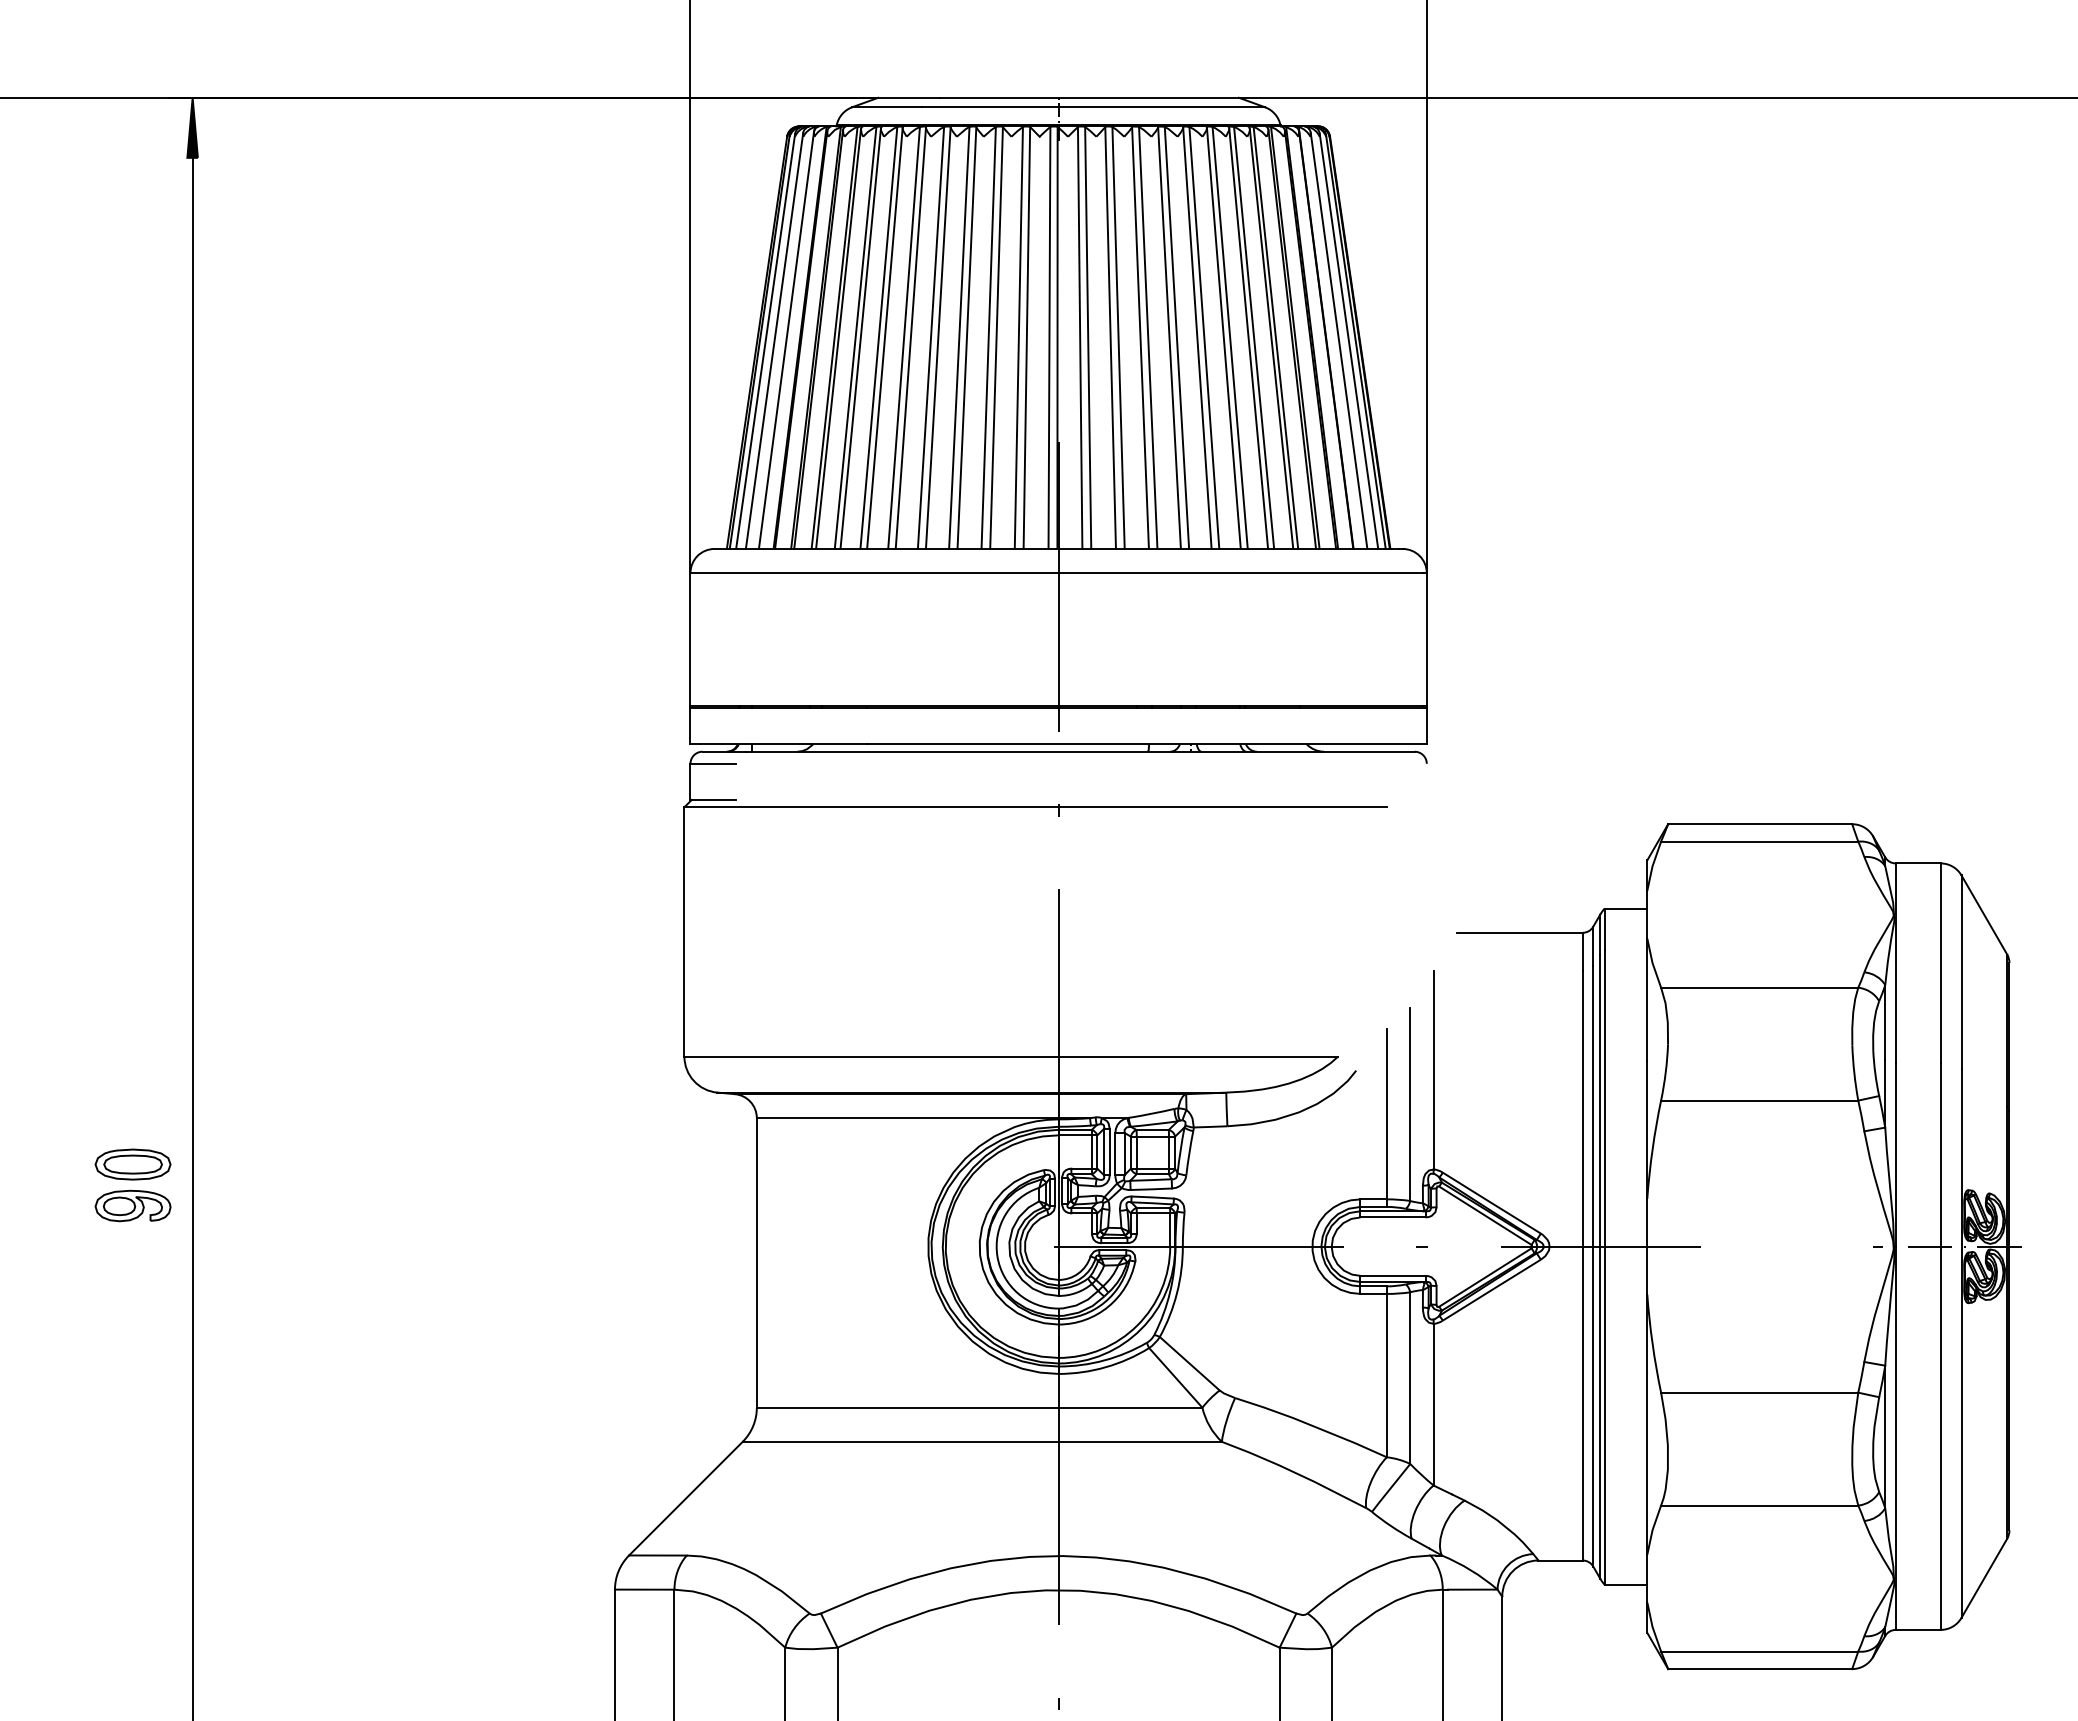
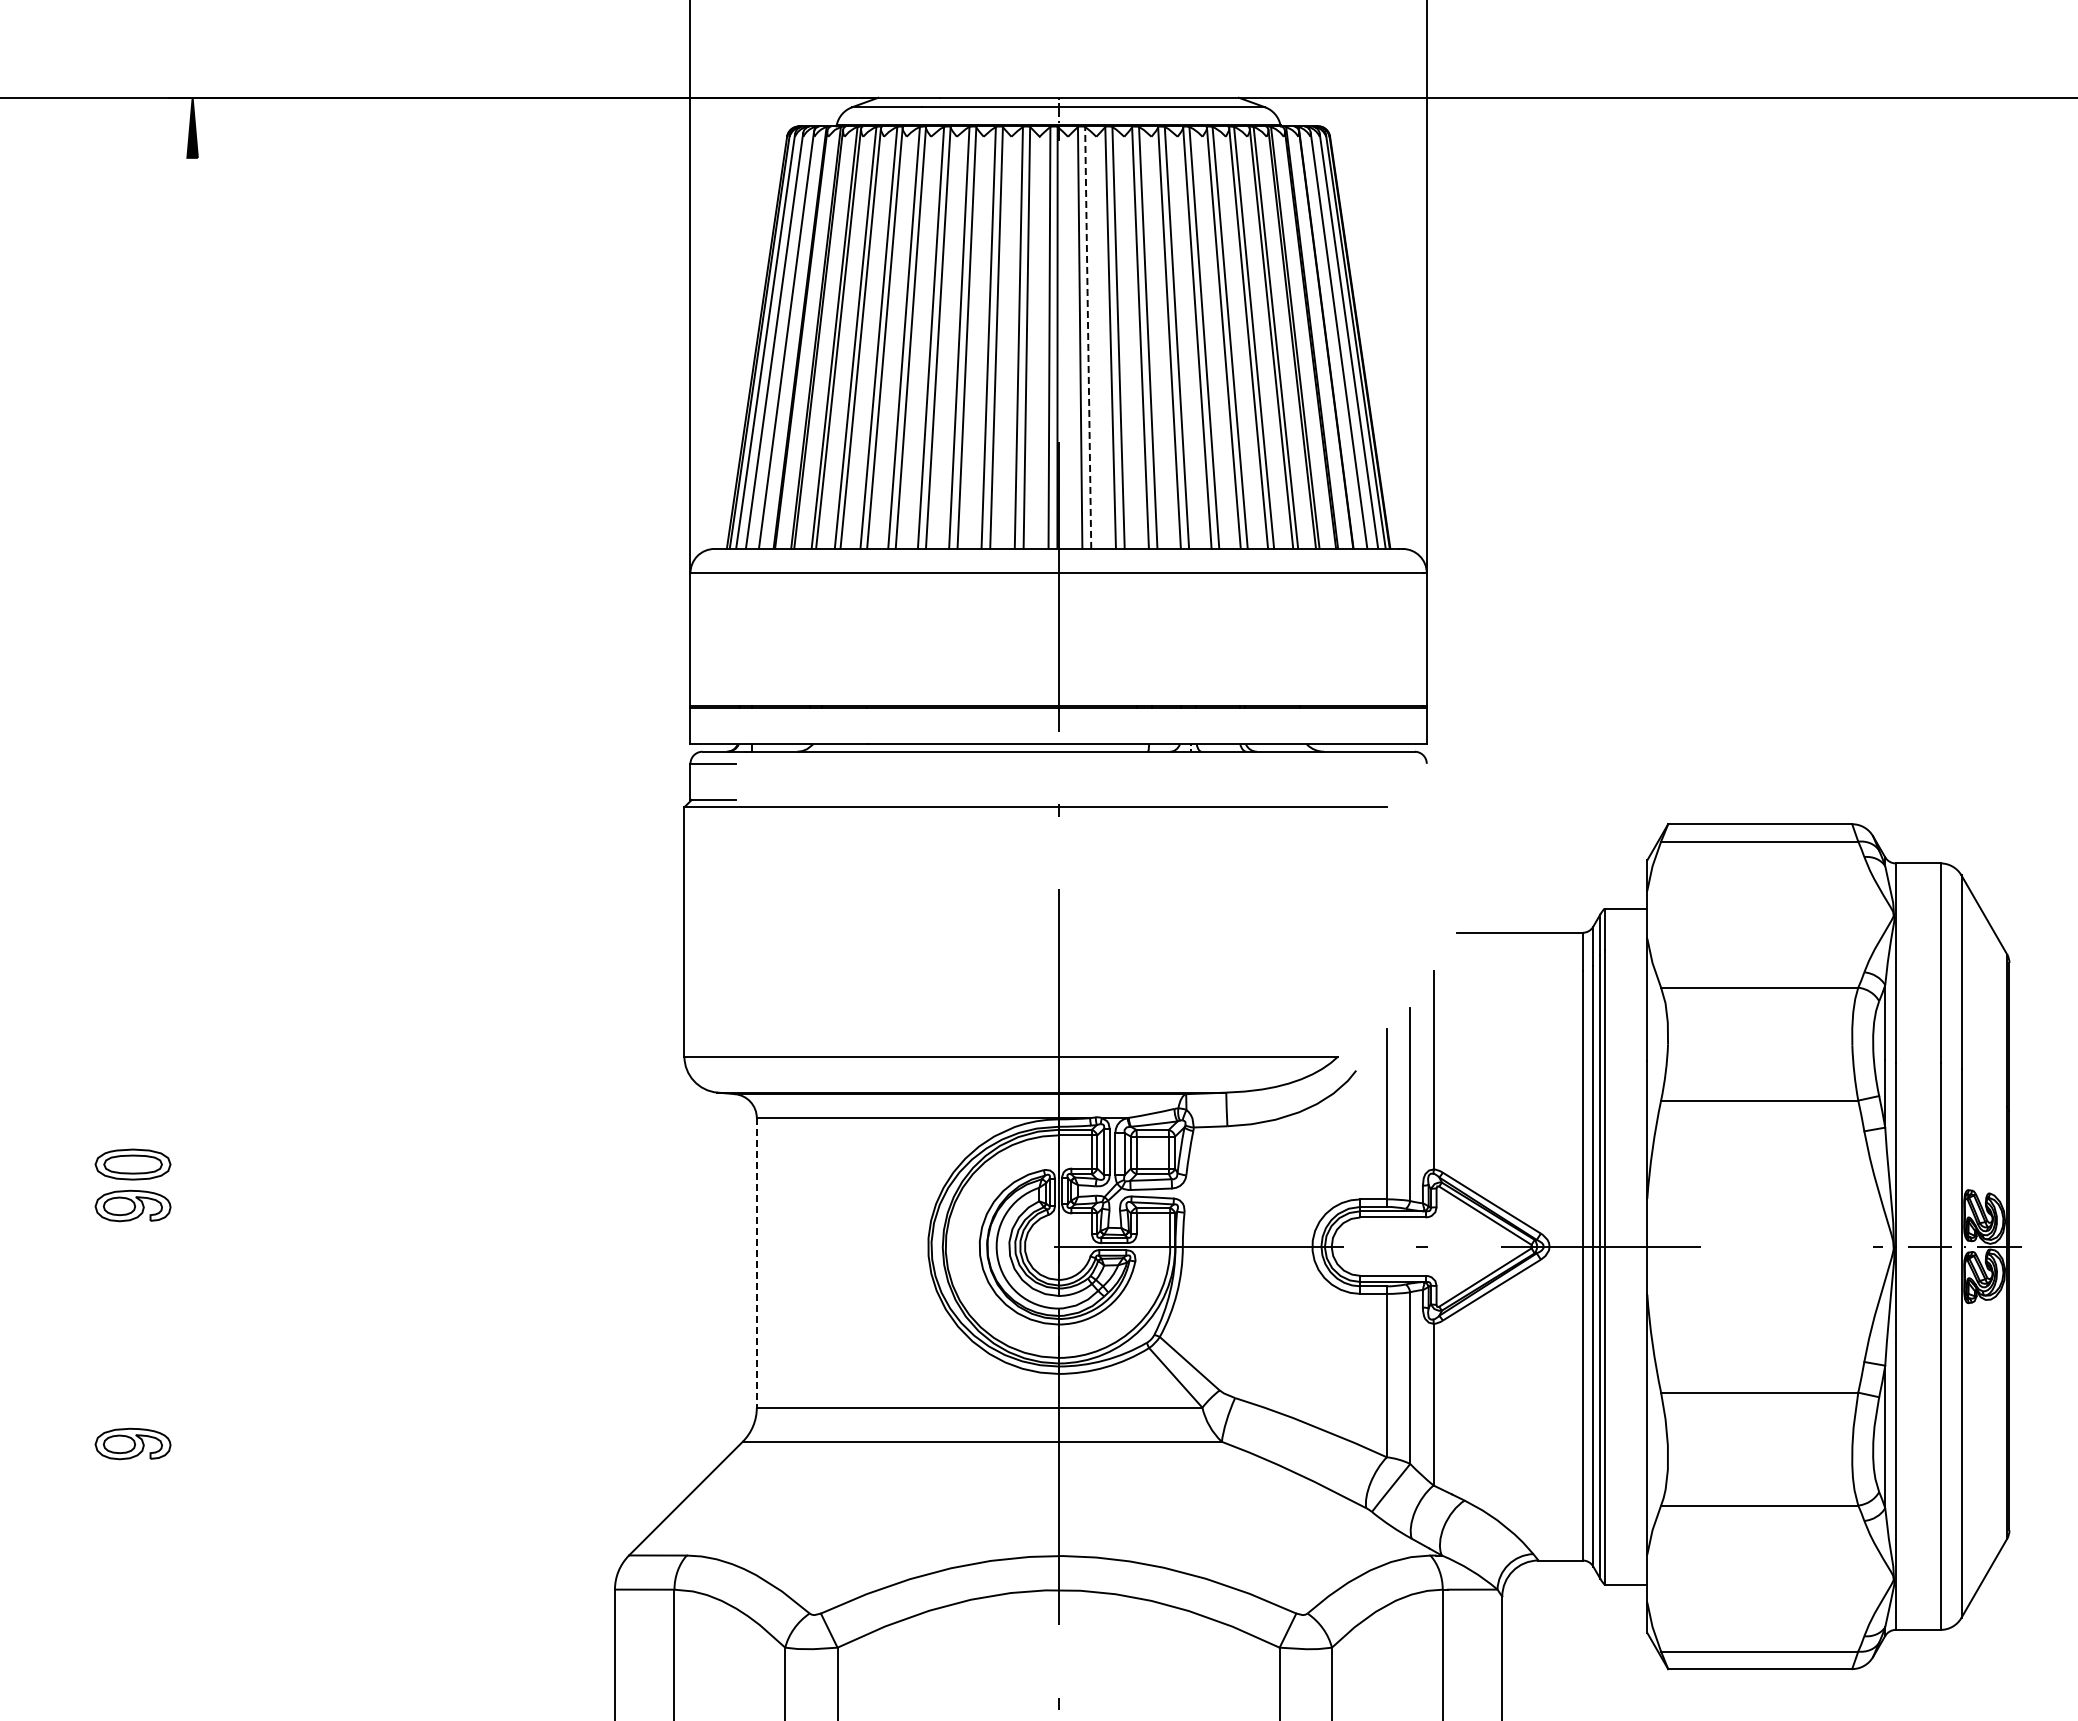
line: solid -> dashed (1088, 337)
line: present -> none (192, 937)
line: solid -> dashed (756, 1262)
part: none -> present (132, 1443)
